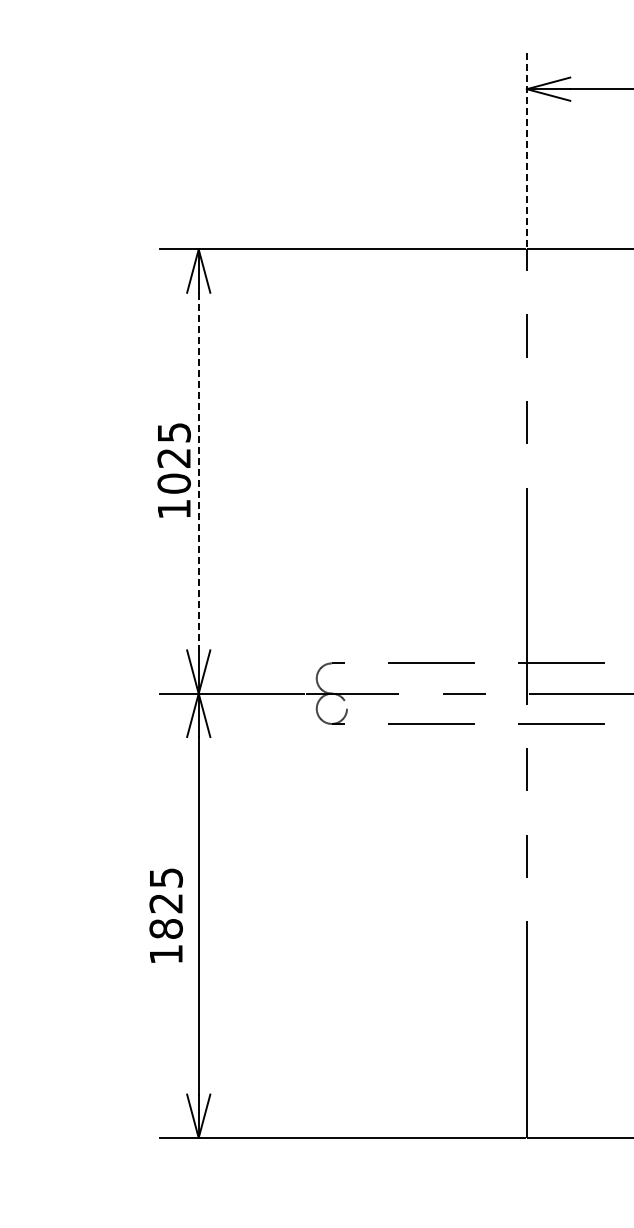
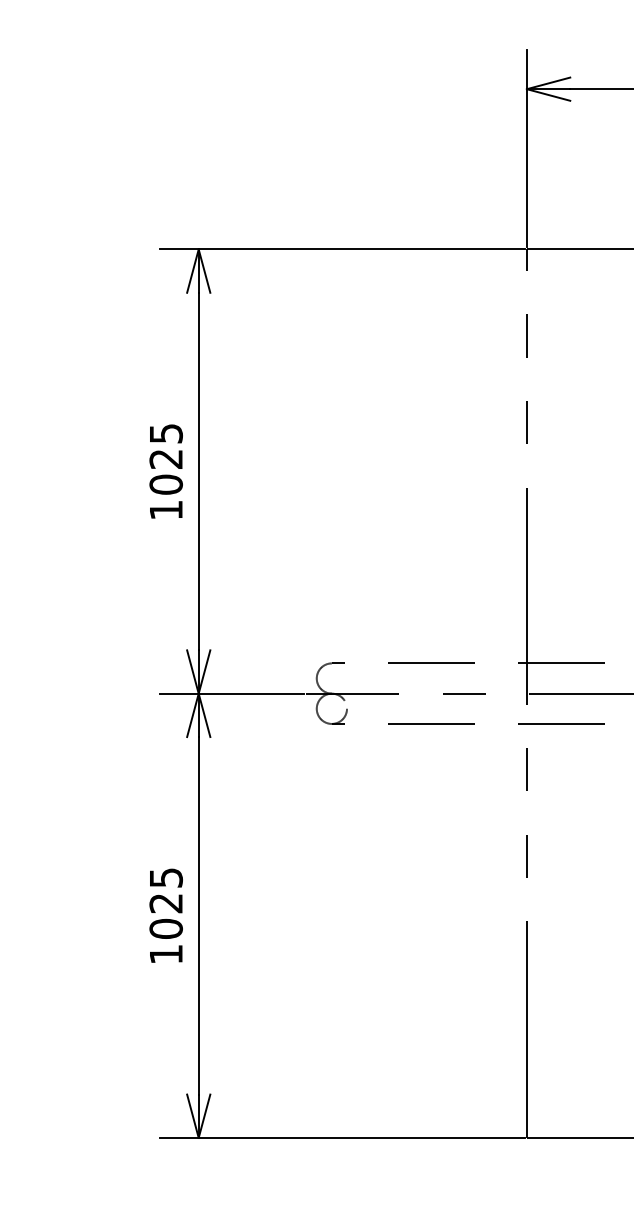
line: dashed -> solid (526, 148)
text position: (173, 470) -> (165, 471) (165, 471)
line: dashed -> solid (198, 471)
text: 1825 -> 1025 (165, 928)
